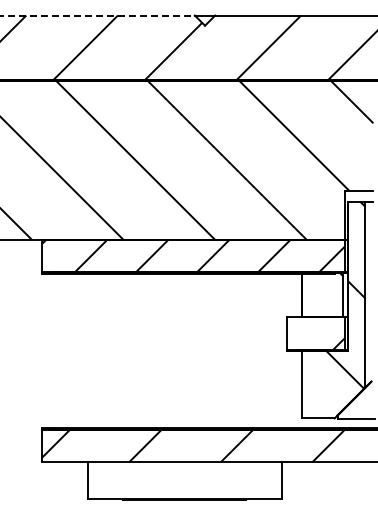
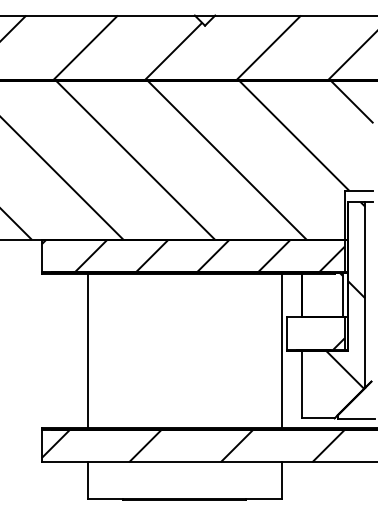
line: dashed -> solid (98, 15)
line: none -> present (87, 350)
line: none -> present (281, 350)
